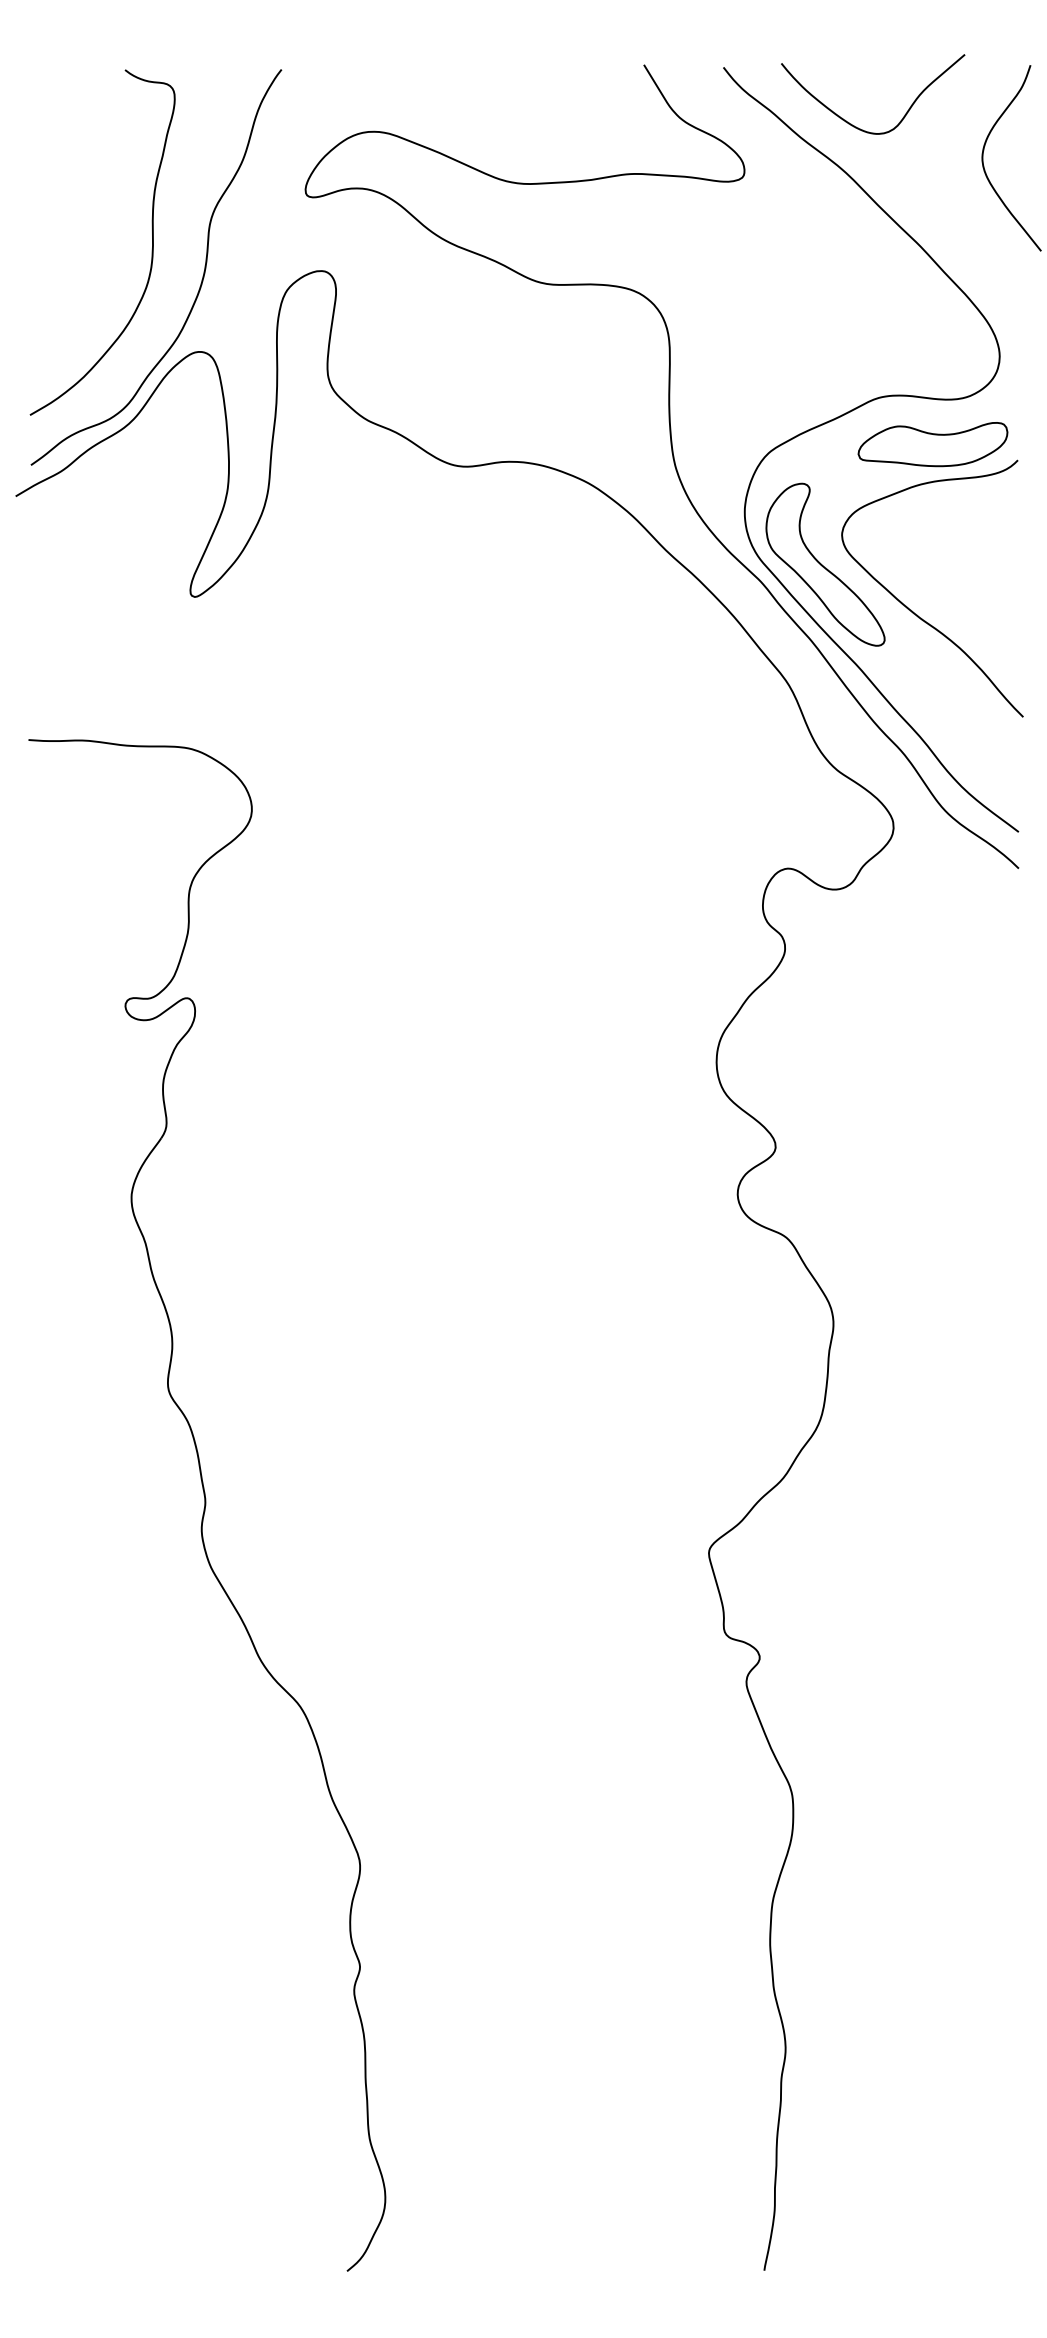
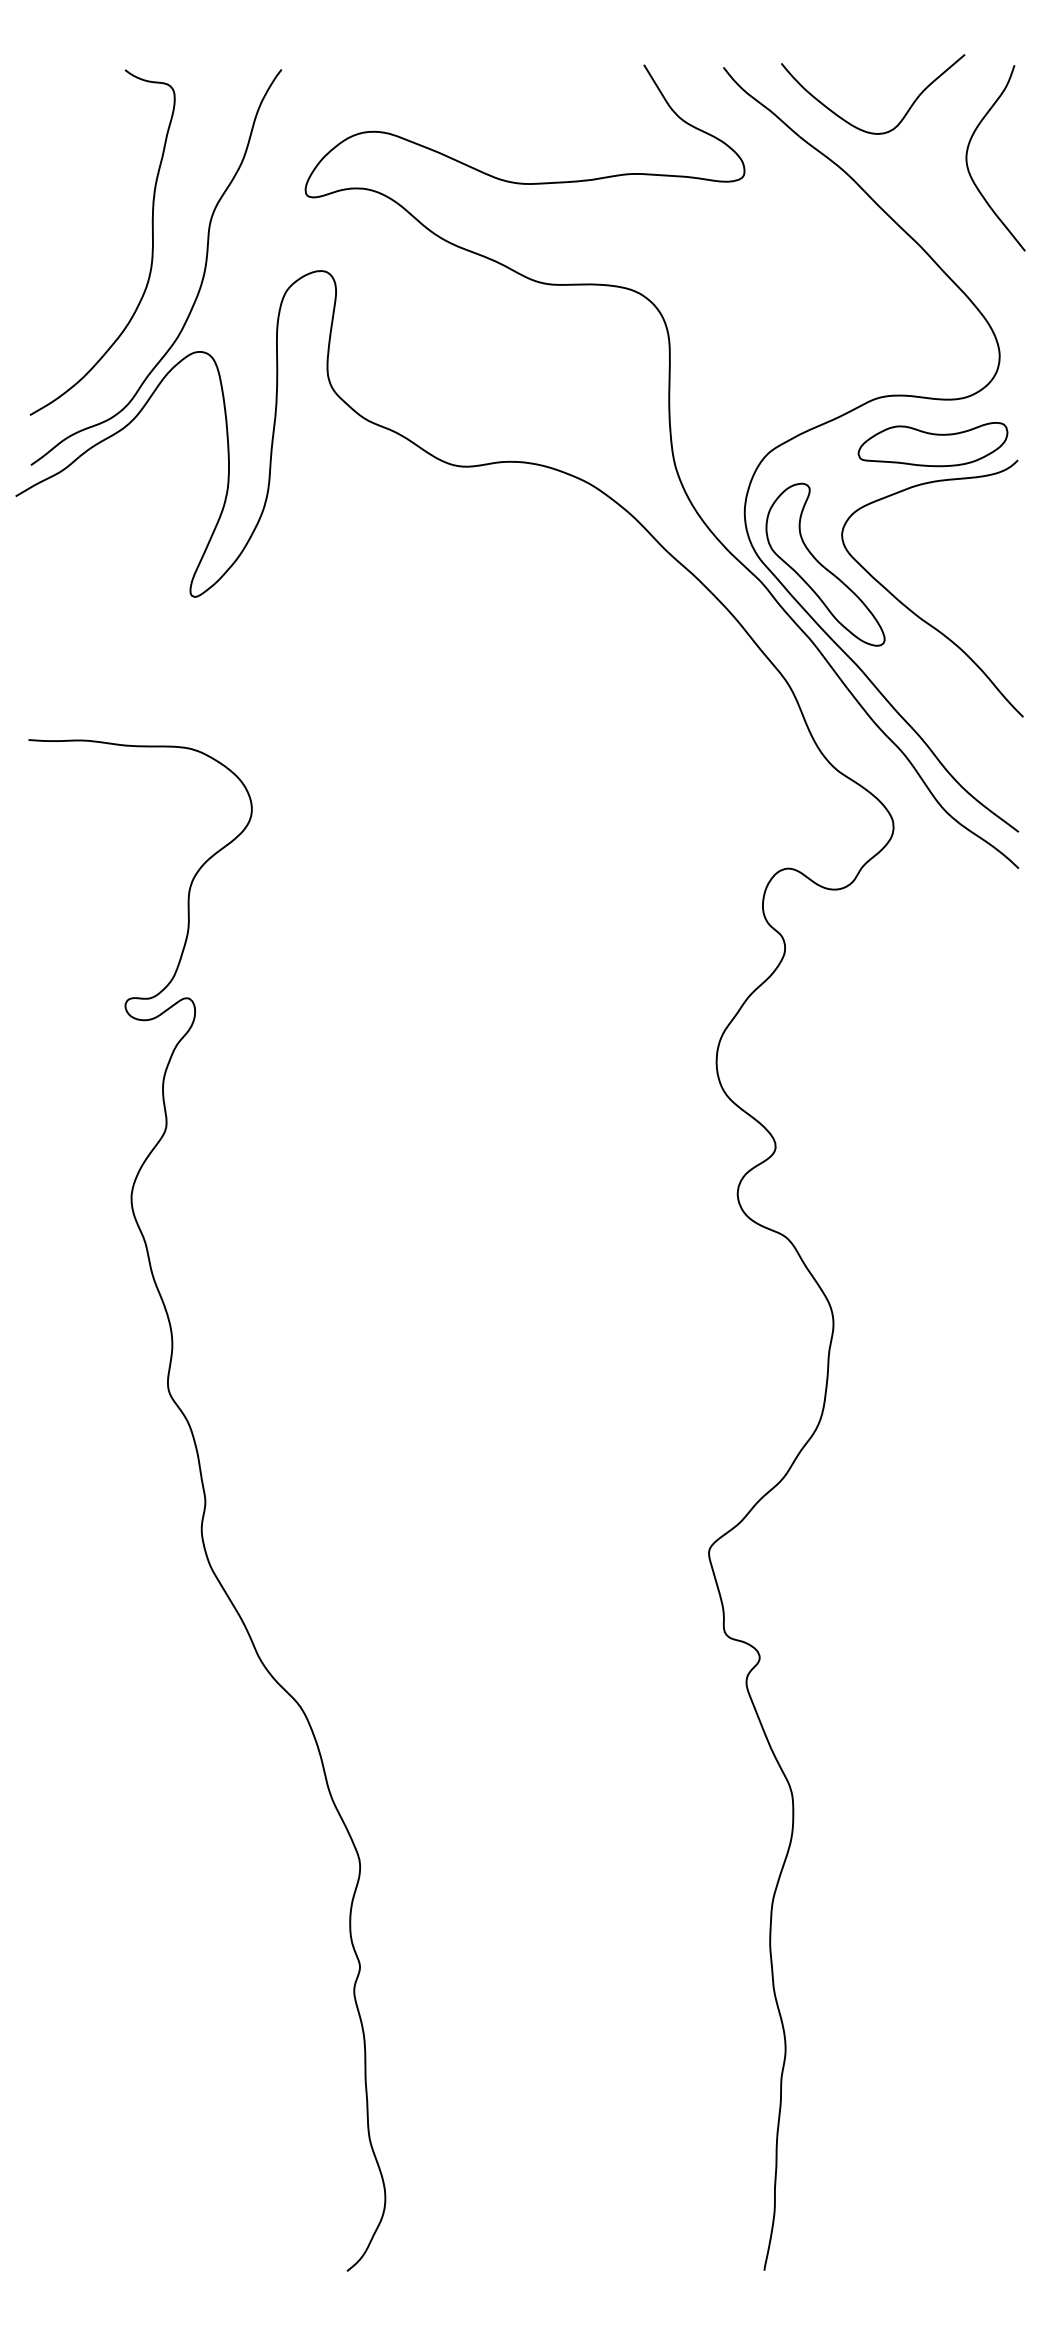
curve position: (984, 165) -> (968, 165) (968, 165)
